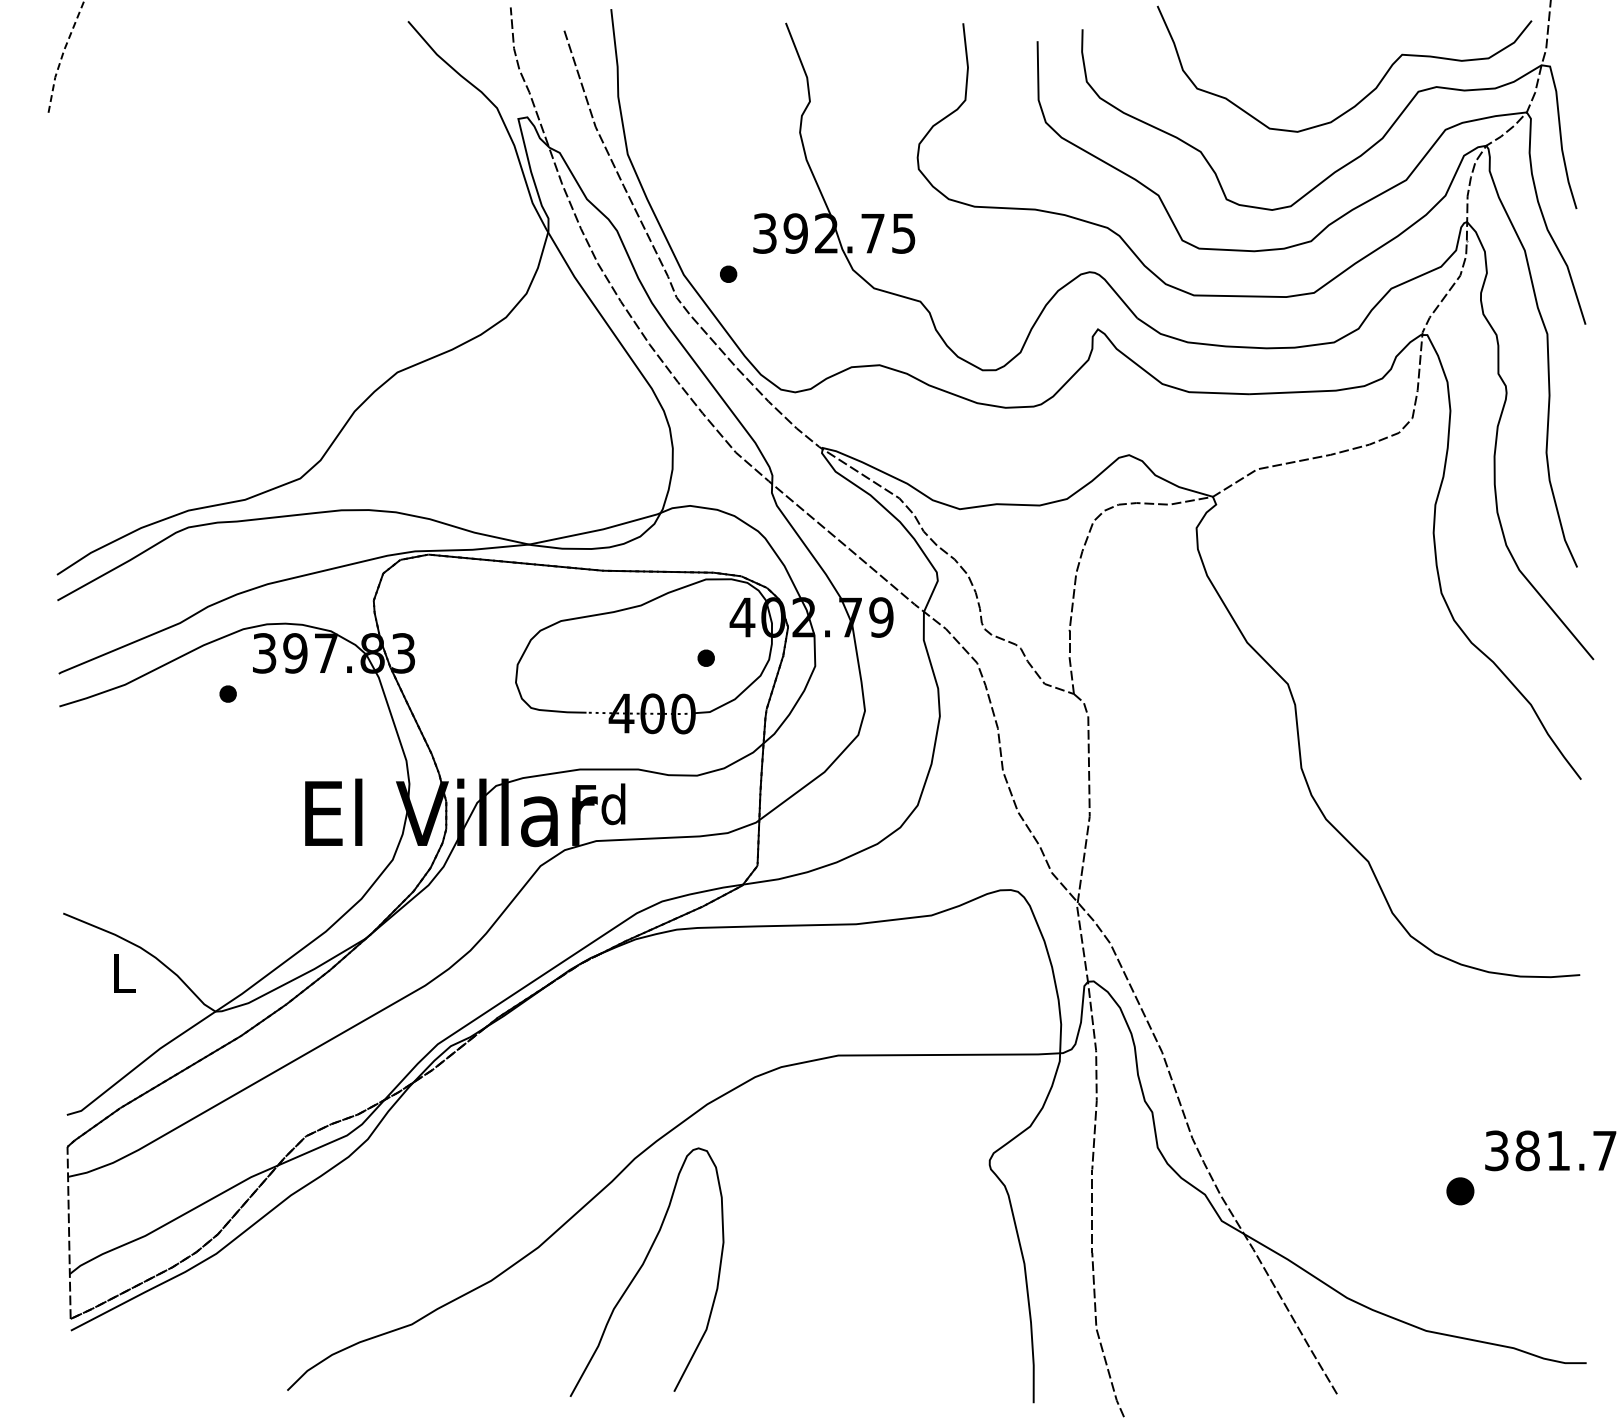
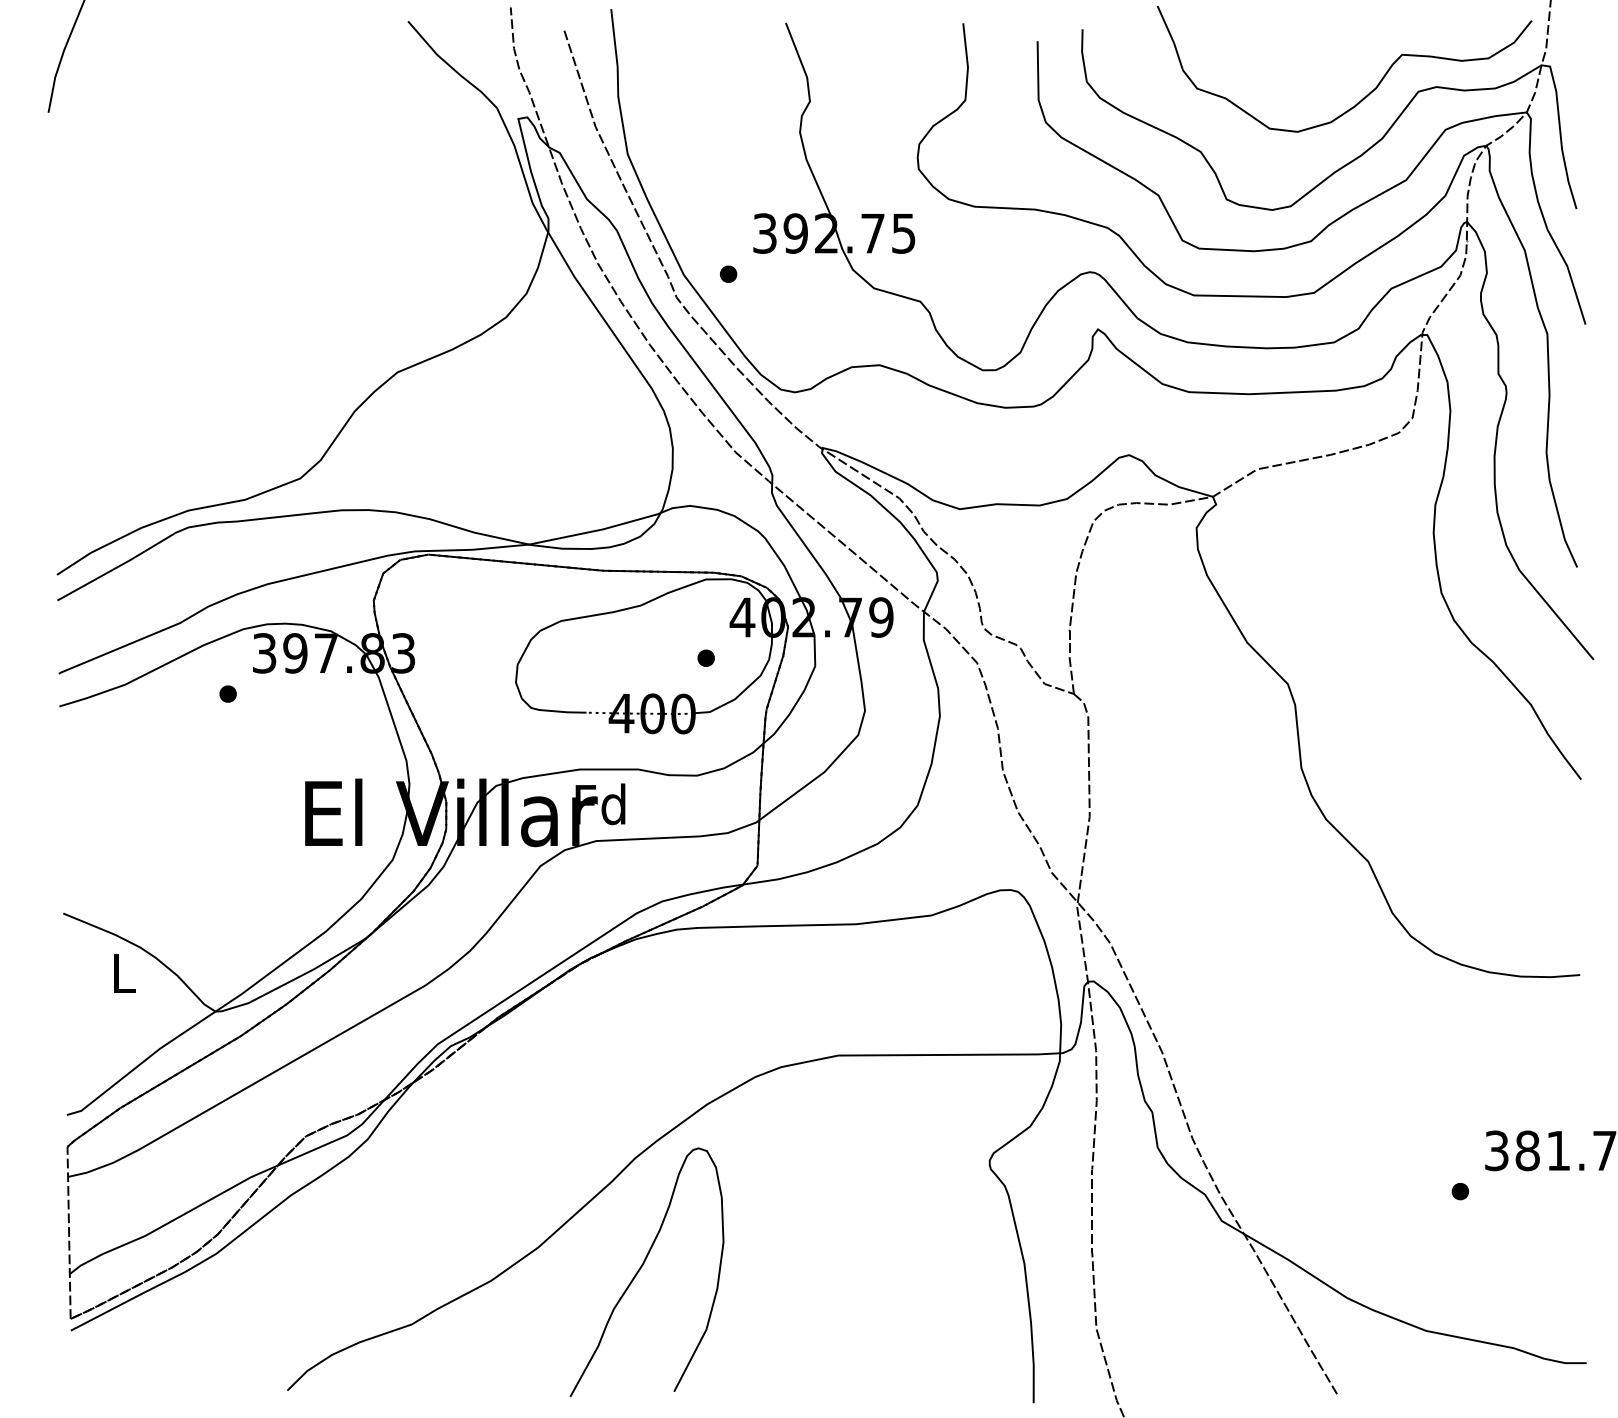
line: dashed -> solid (62, 55)
part size: 29x29 px -> 19x18 px (1460, 1191)
